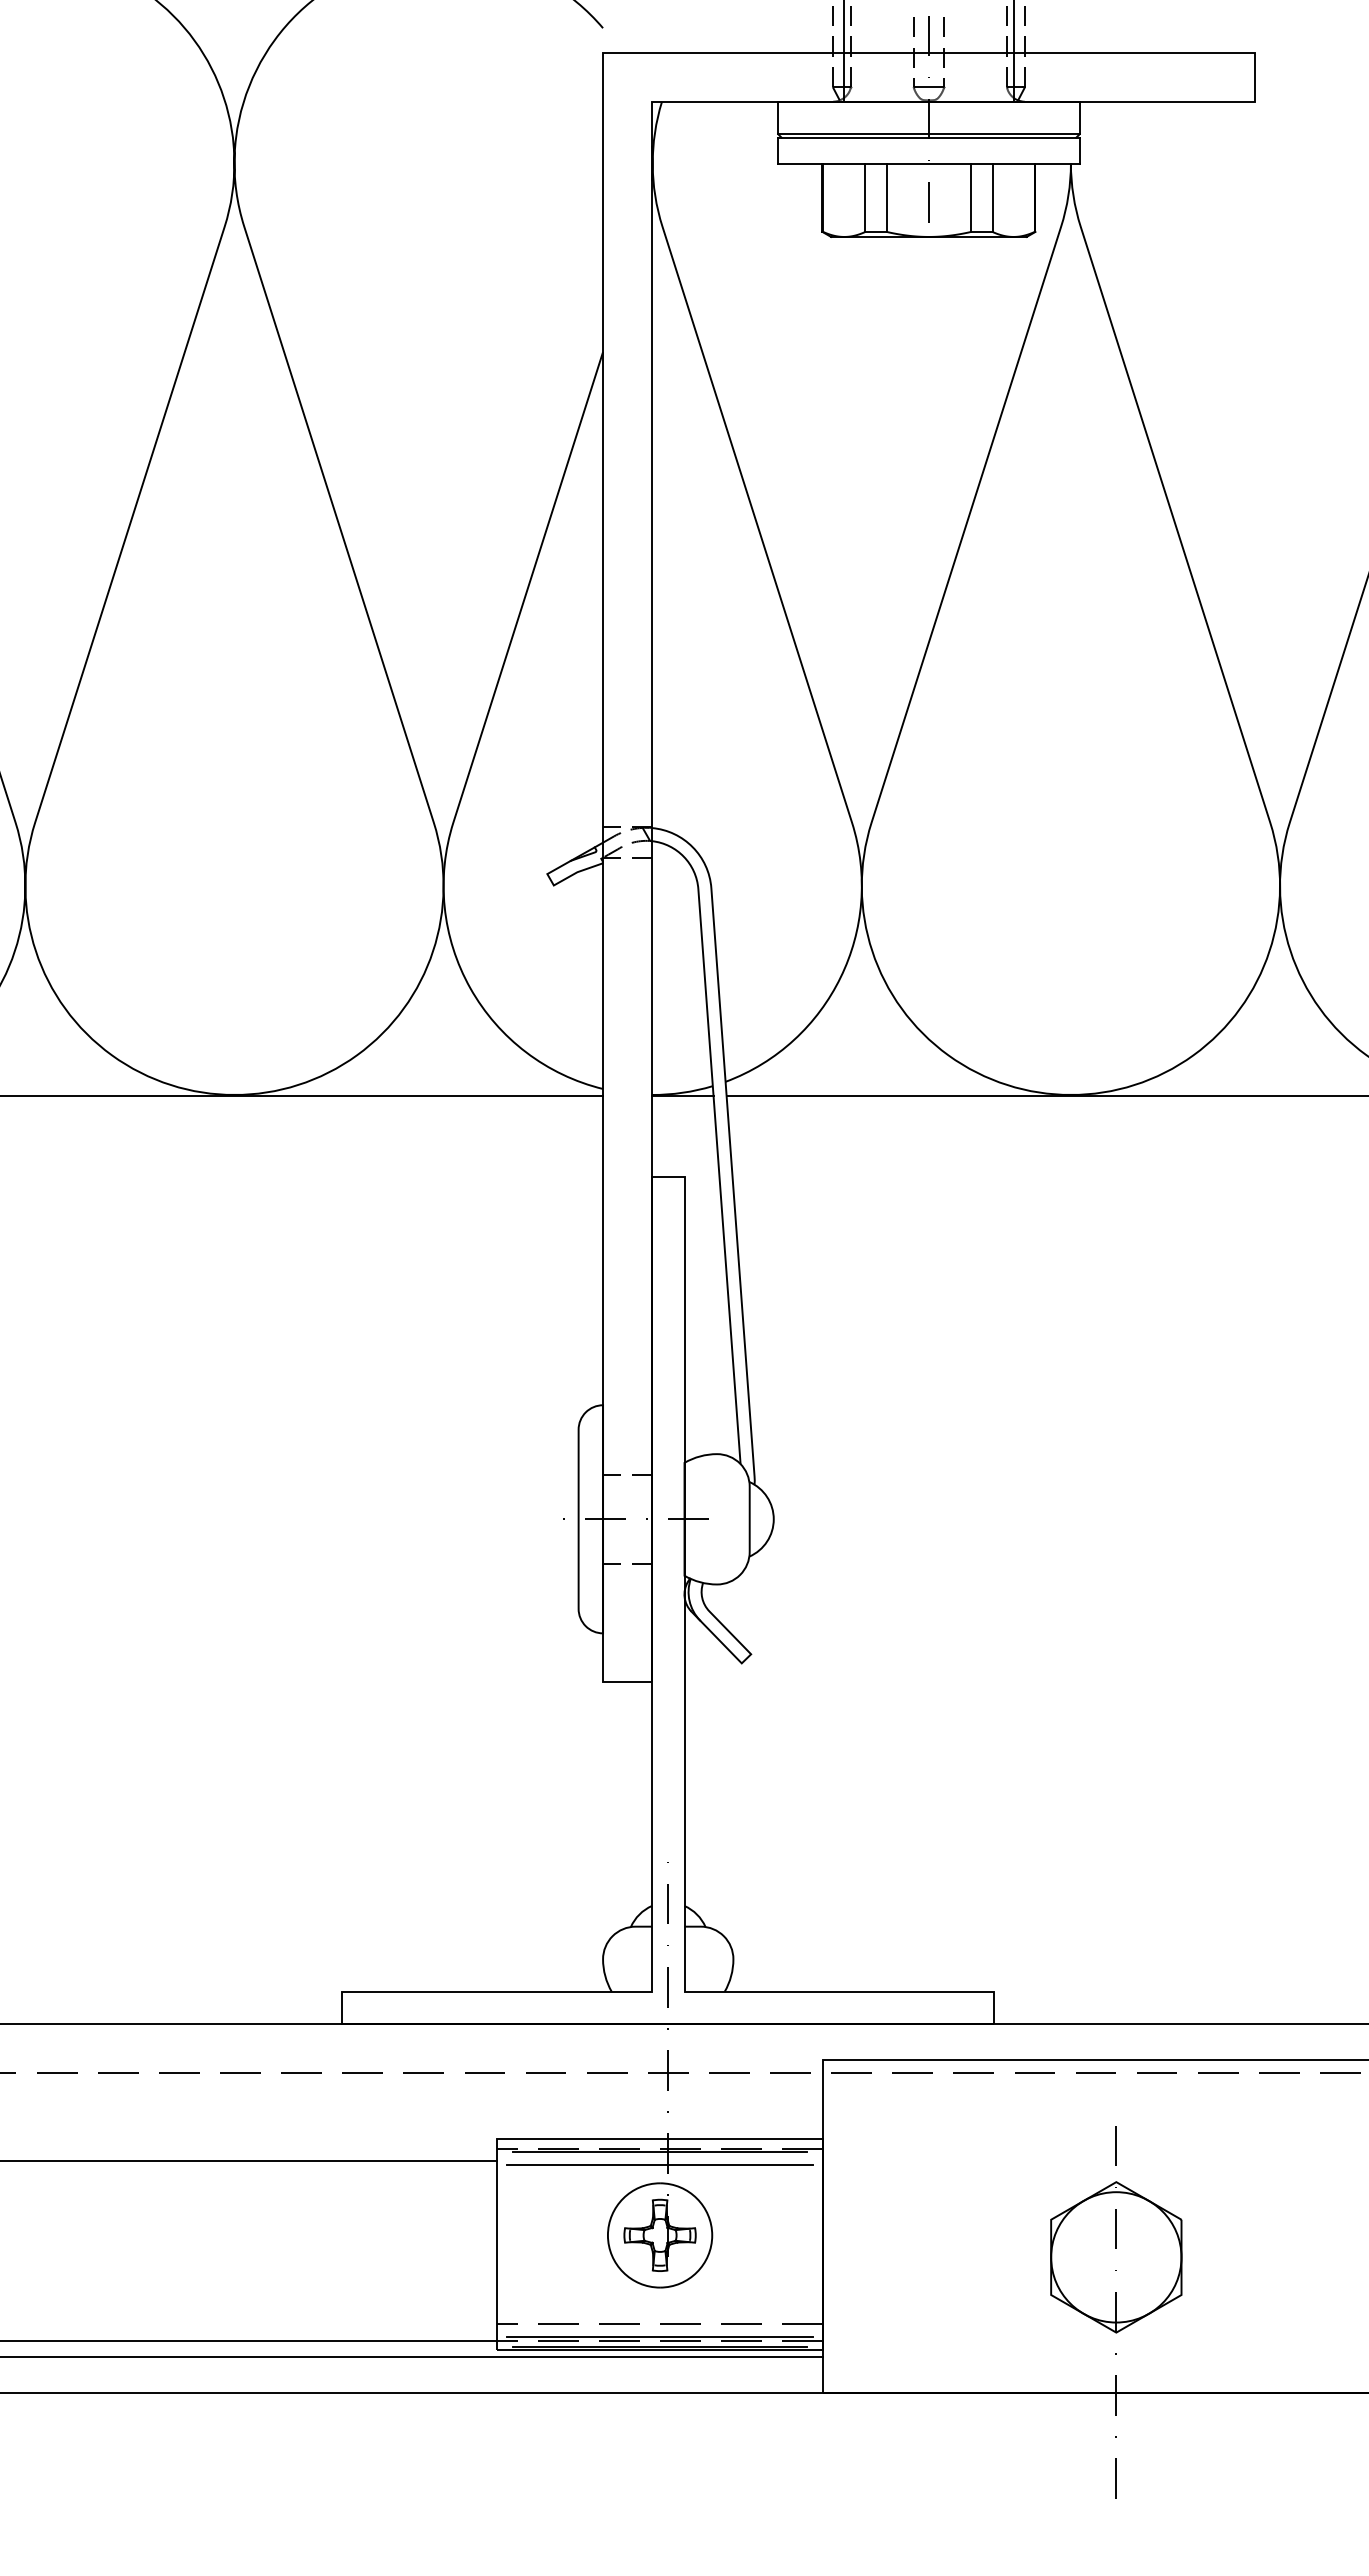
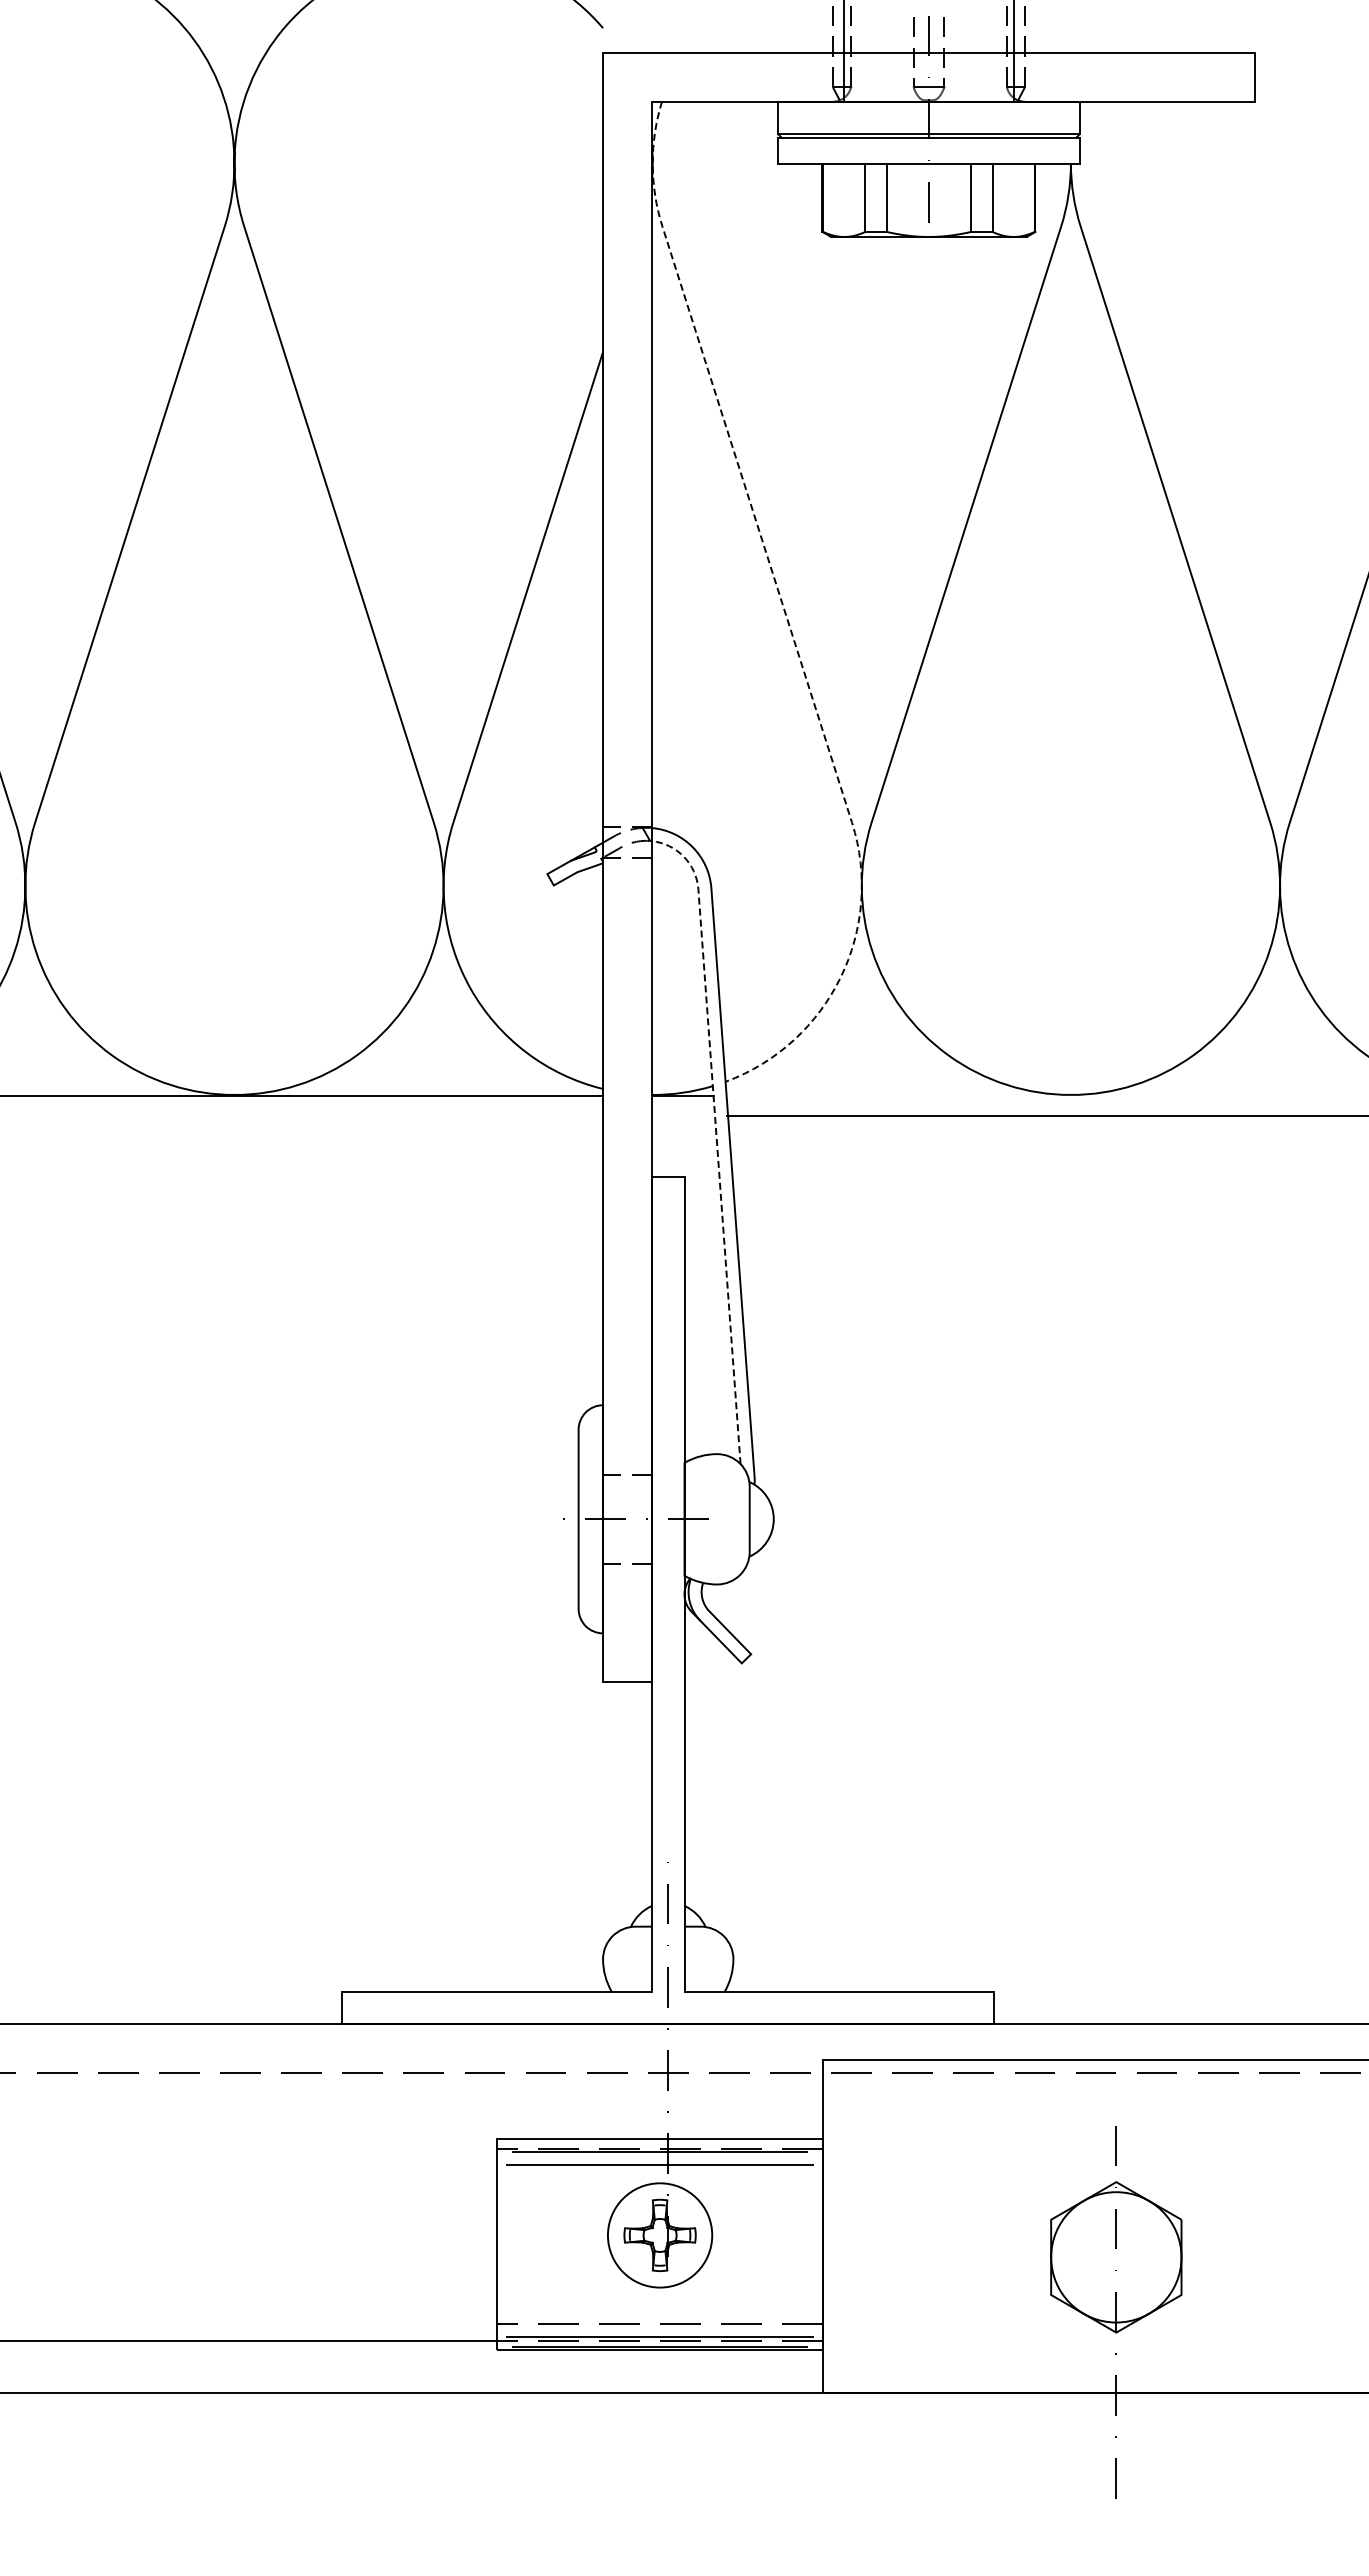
line: solid -> dashed (791, 632)
line position: (1045, 1095) -> (1045, 1115) (1045, 1115)
line: solid -> dashed (716, 1131)
line: present -> none (249, 2161)
line: present -> none (412, 2356)
